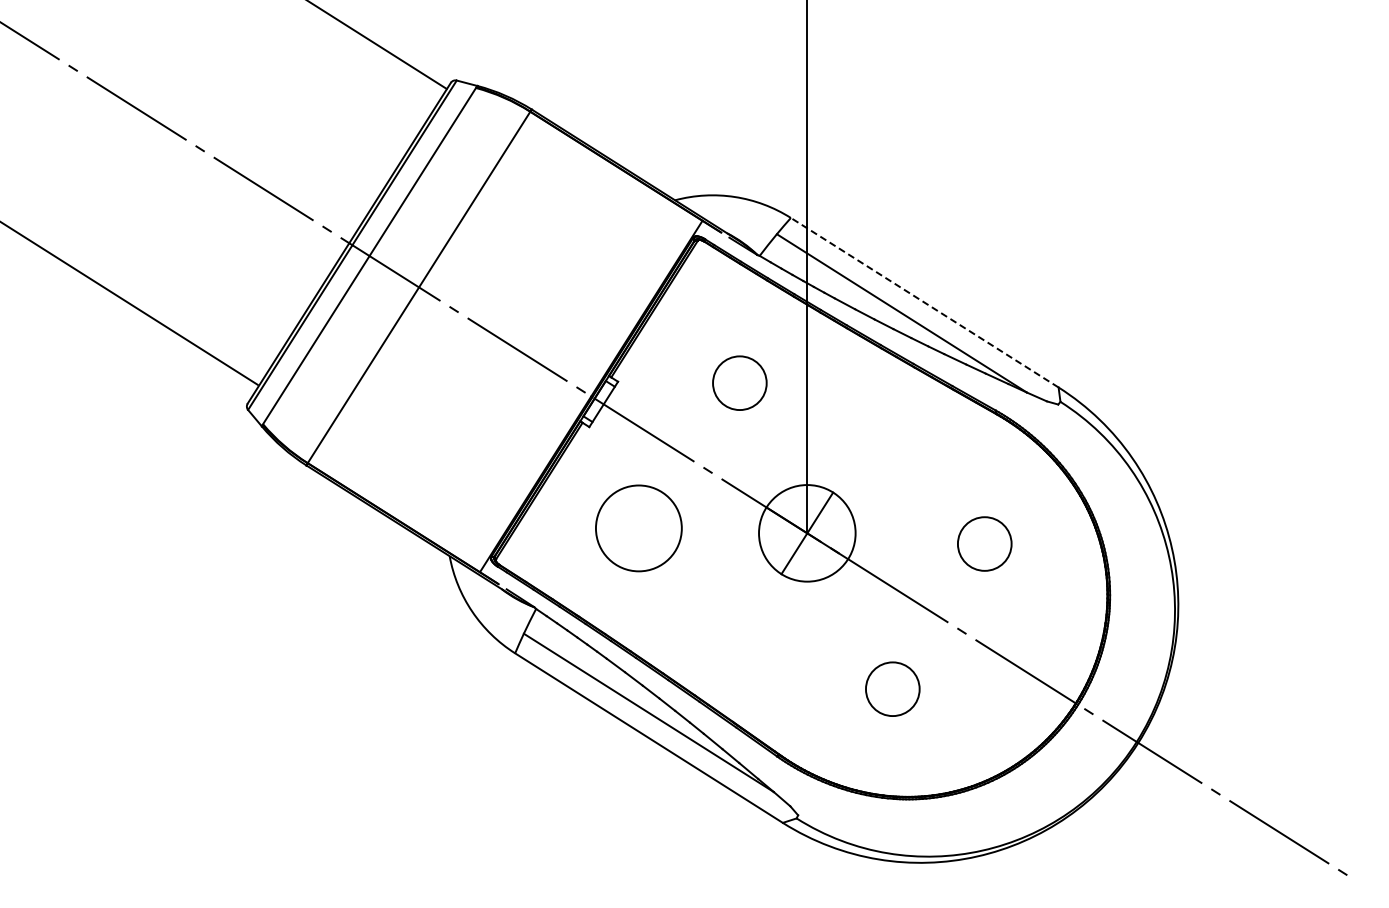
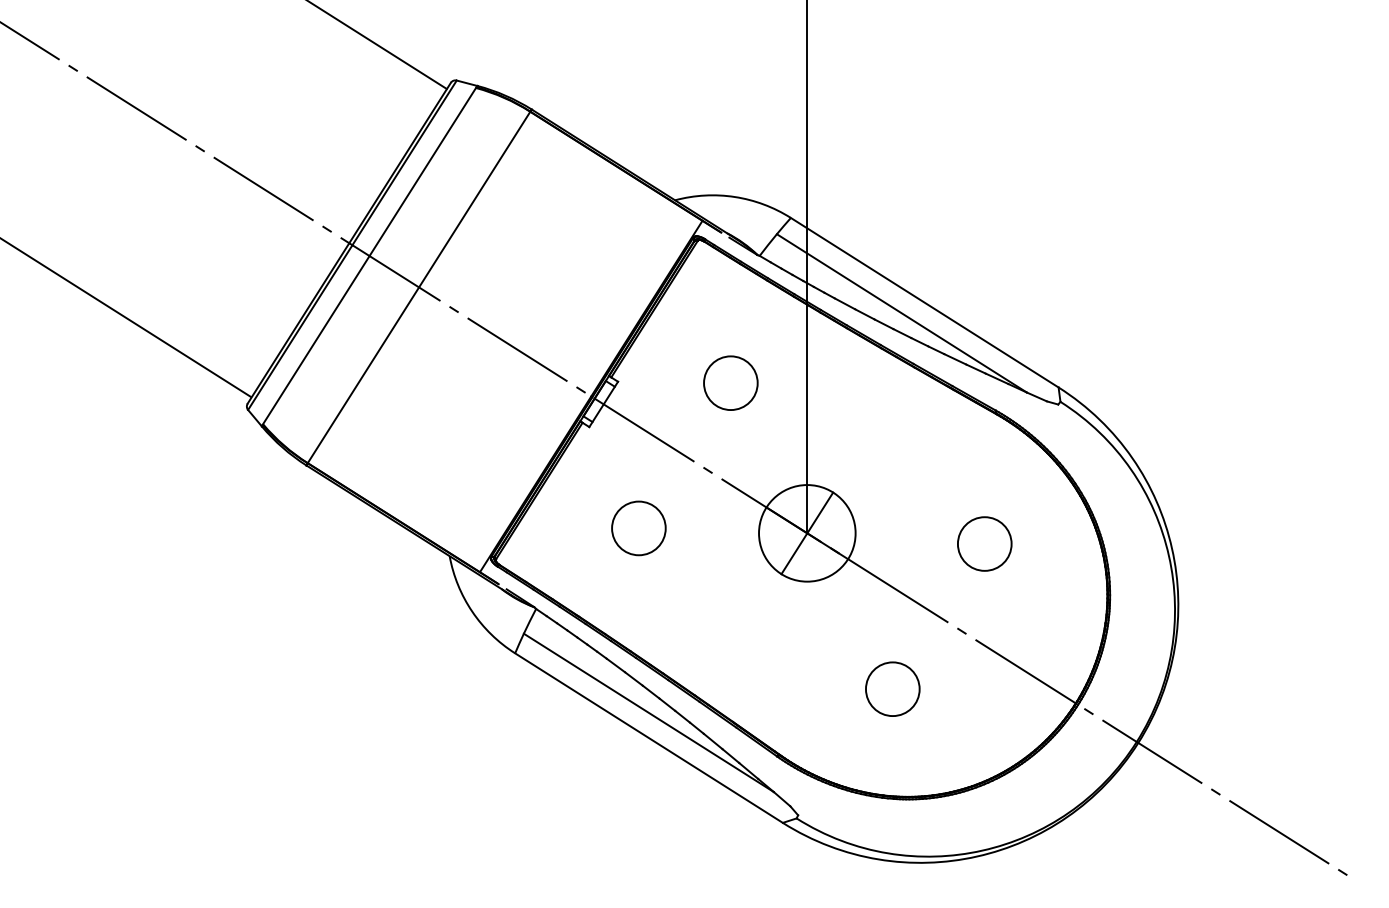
line: dashed -> solid (924, 302)
line position: (129, 303) -> (126, 317) (126, 317)
circle position: (739, 382) -> (730, 382) (730, 382)
circle diameter: 86 px -> 54 px (638, 528)
